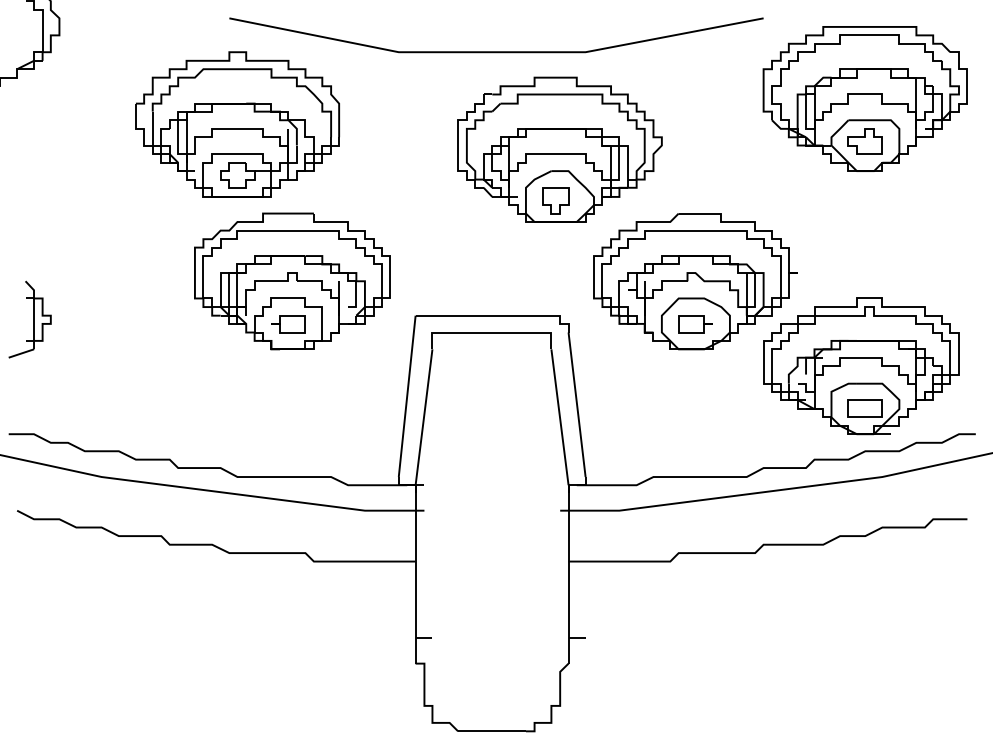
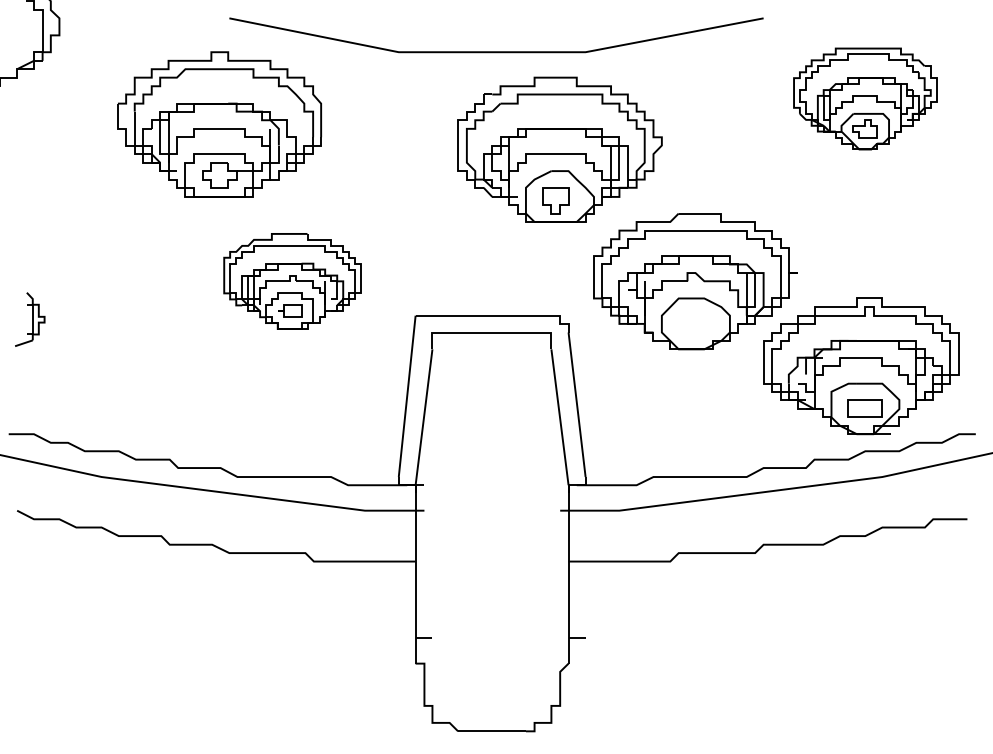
part size: 206x146 px -> 145x104 px (865, 98)
part position: (237, 124) -> (219, 124) (219, 124)
part size: 197x139 px -> 139x97 px (292, 281)
part size: 44x79 px -> 31x55 px (30, 319)
part: present -> none (695, 324)
